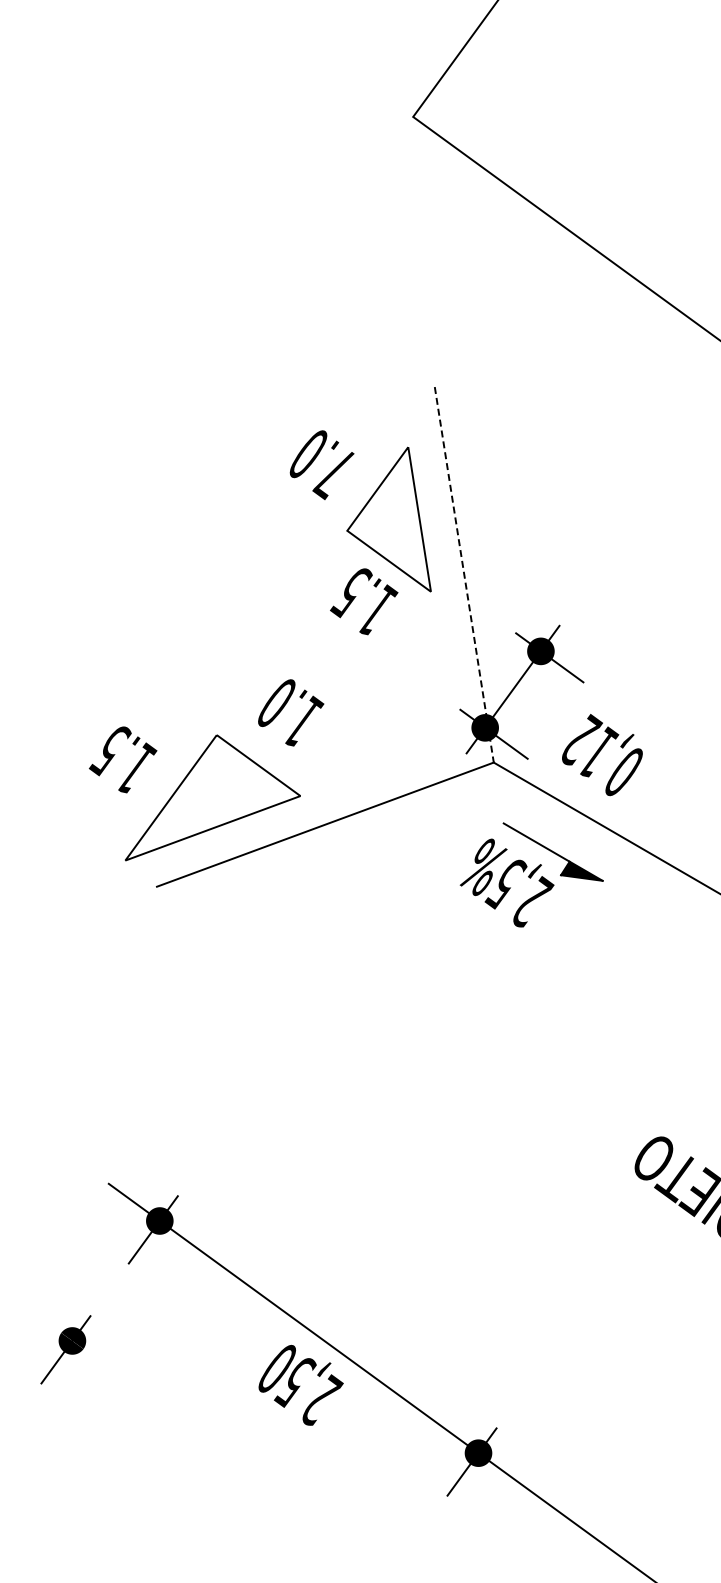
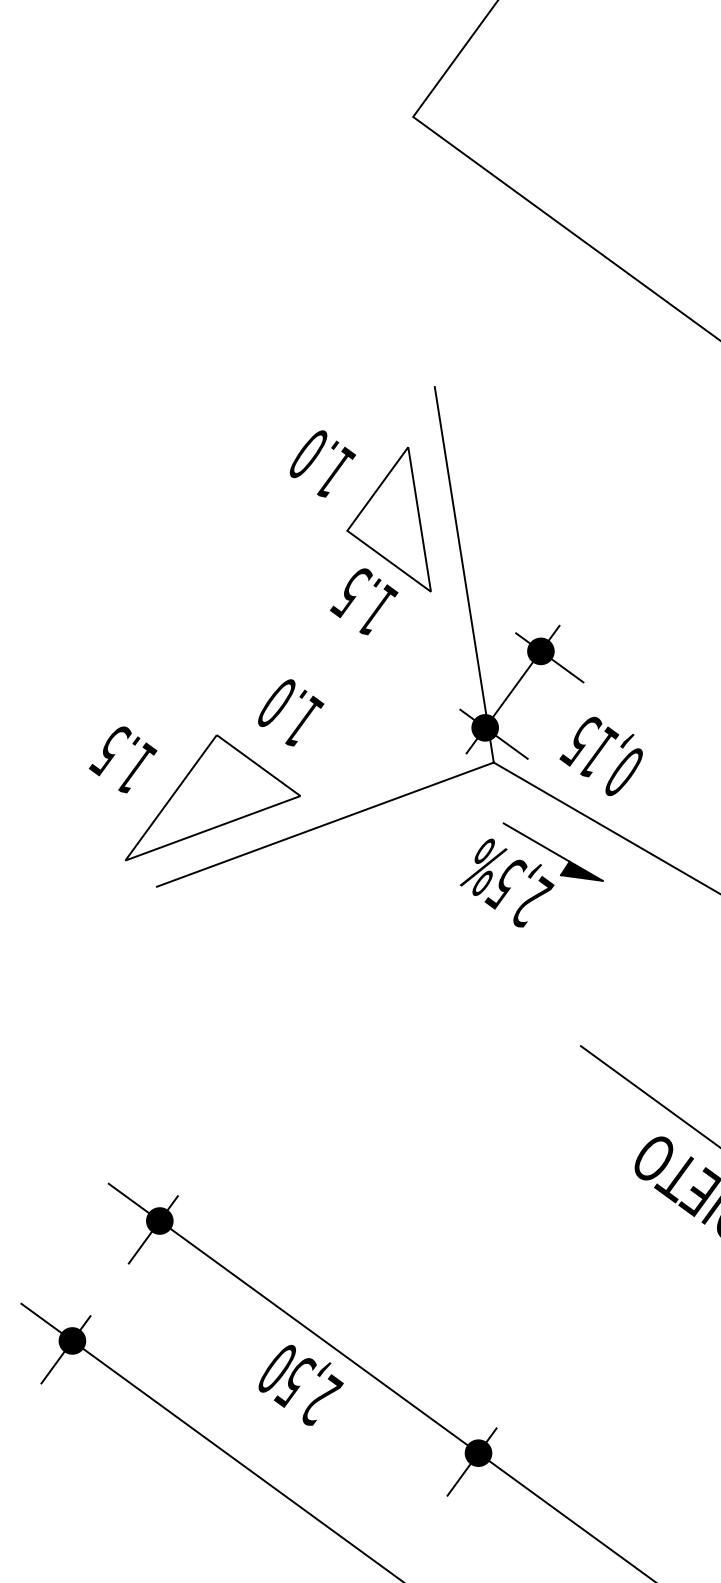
text: 7.0 -> 1.0 (333, 473)
line: dashed -> solid (464, 575)
text: 0,12 -> 0,15 (581, 740)
line: none -> present (648, 1095)
line: none -> present (210, 1441)
